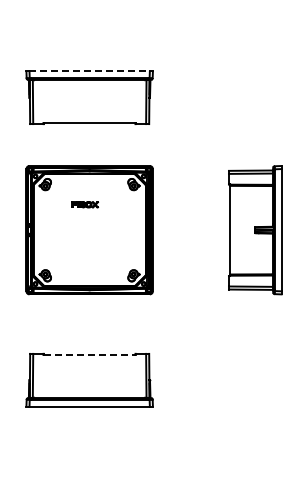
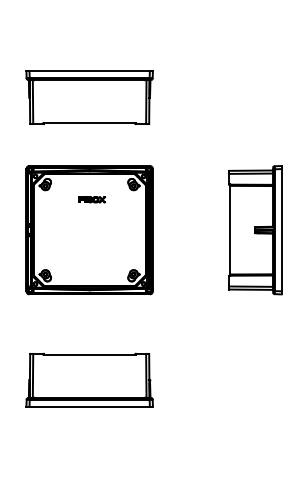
line: dashed -> solid (90, 71)
part position: (84, 204) -> (91, 199) (91, 199)
line: dashed -> solid (90, 355)
